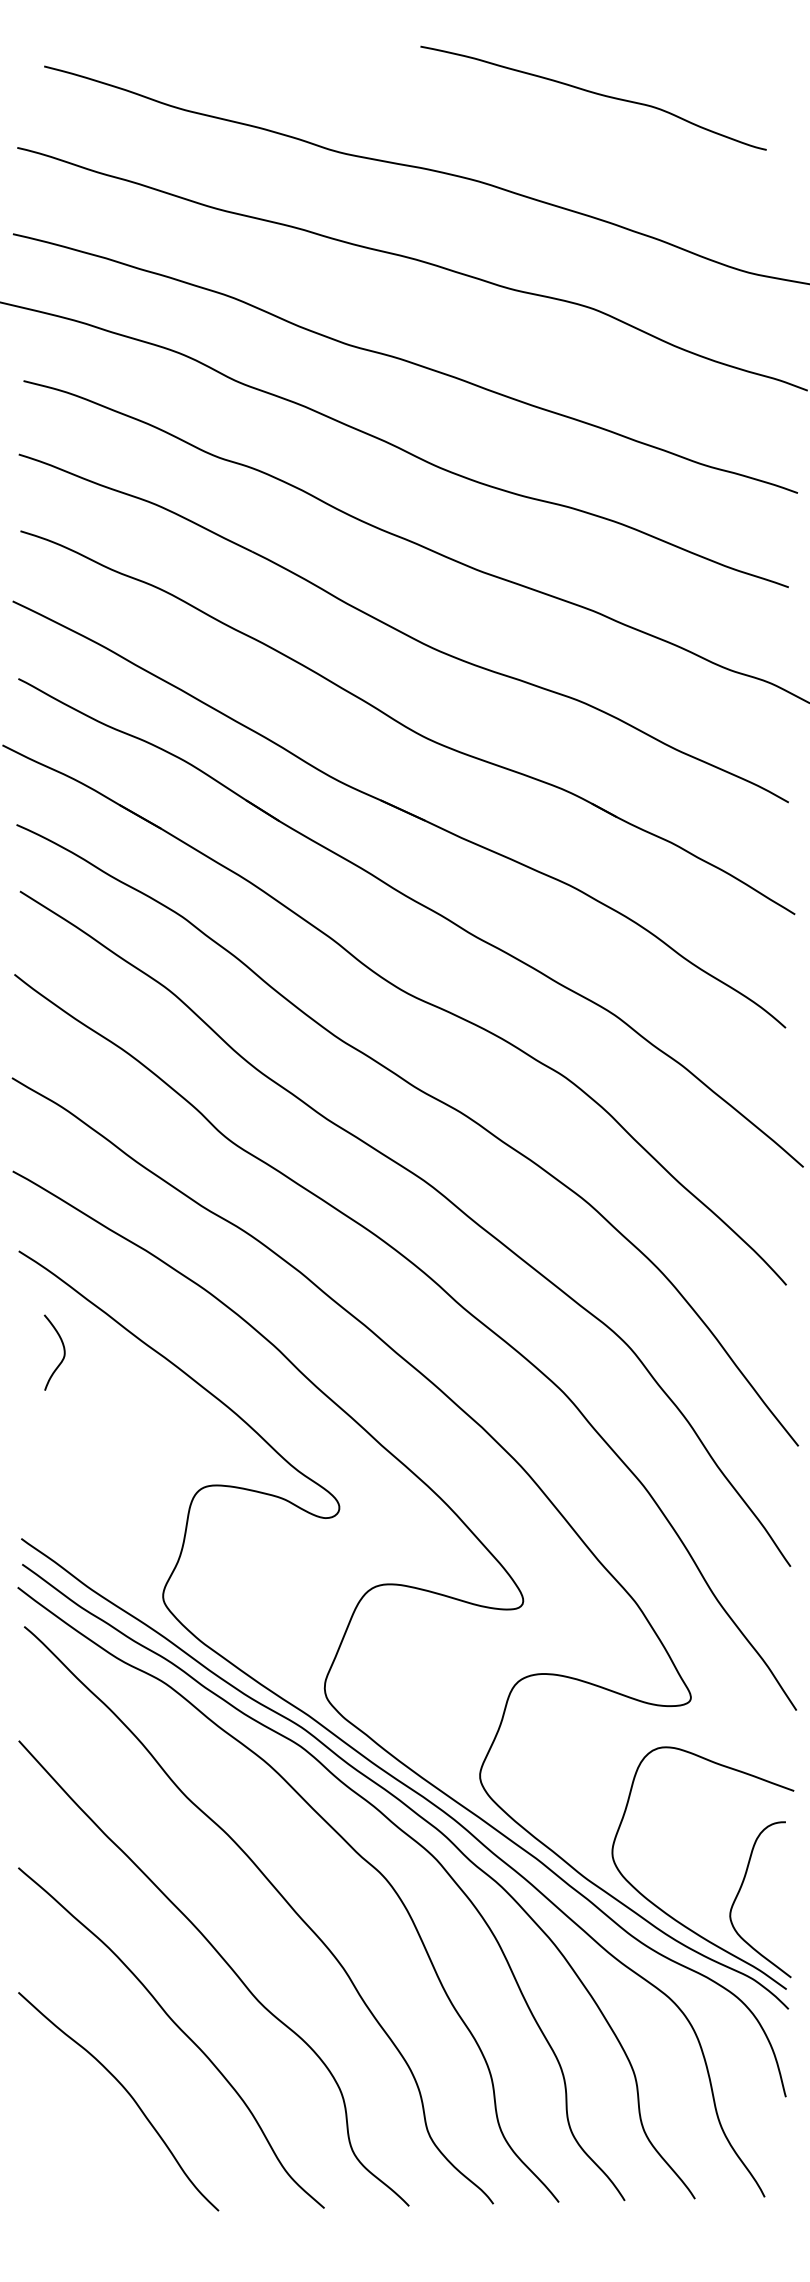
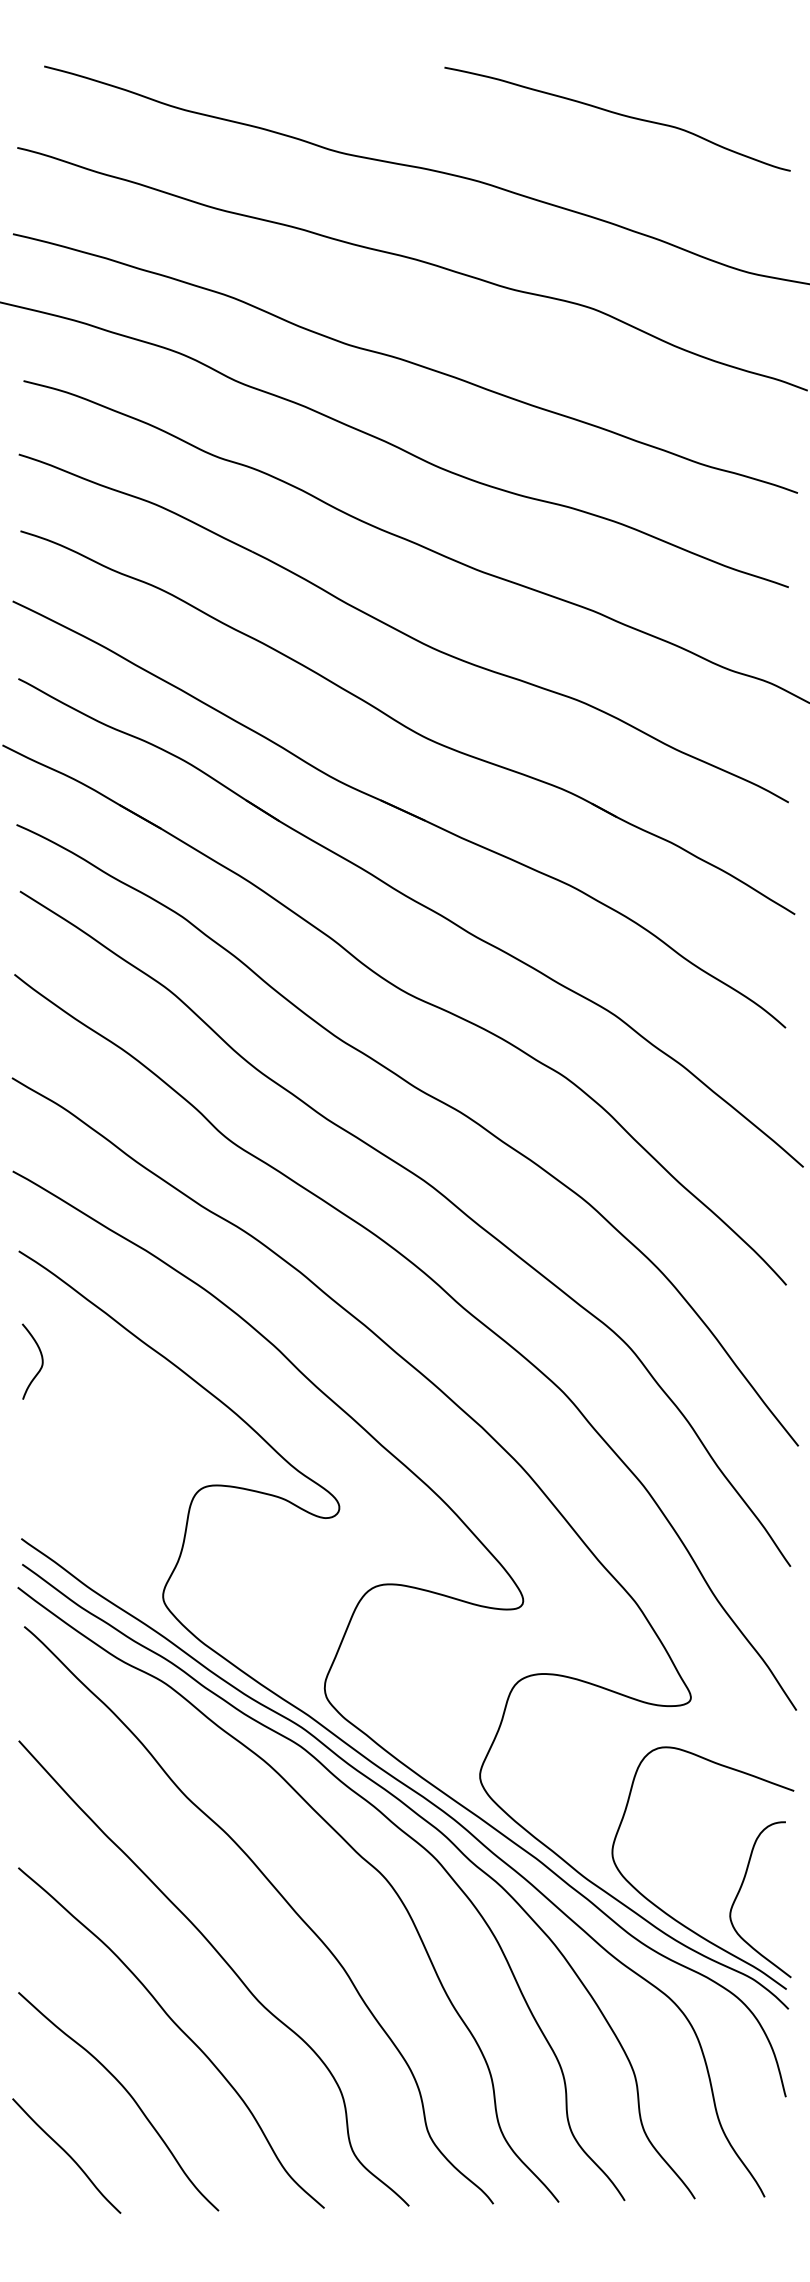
curve position: (595, 94) -> (619, 115) (619, 115)
curve position: (63, 1352) -> (41, 1361) (41, 1361)
curve: none -> present (66, 2154)
